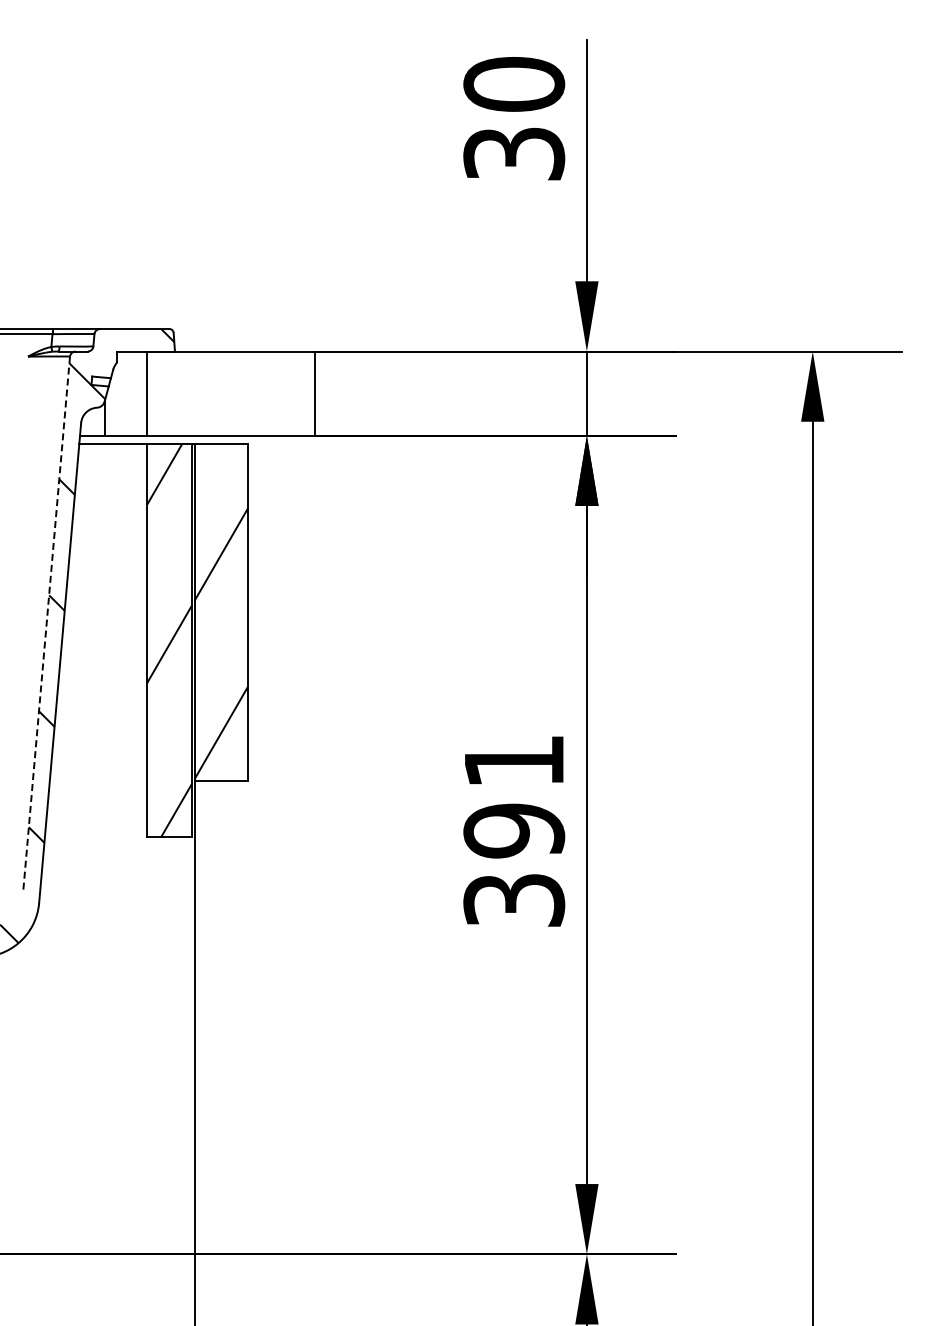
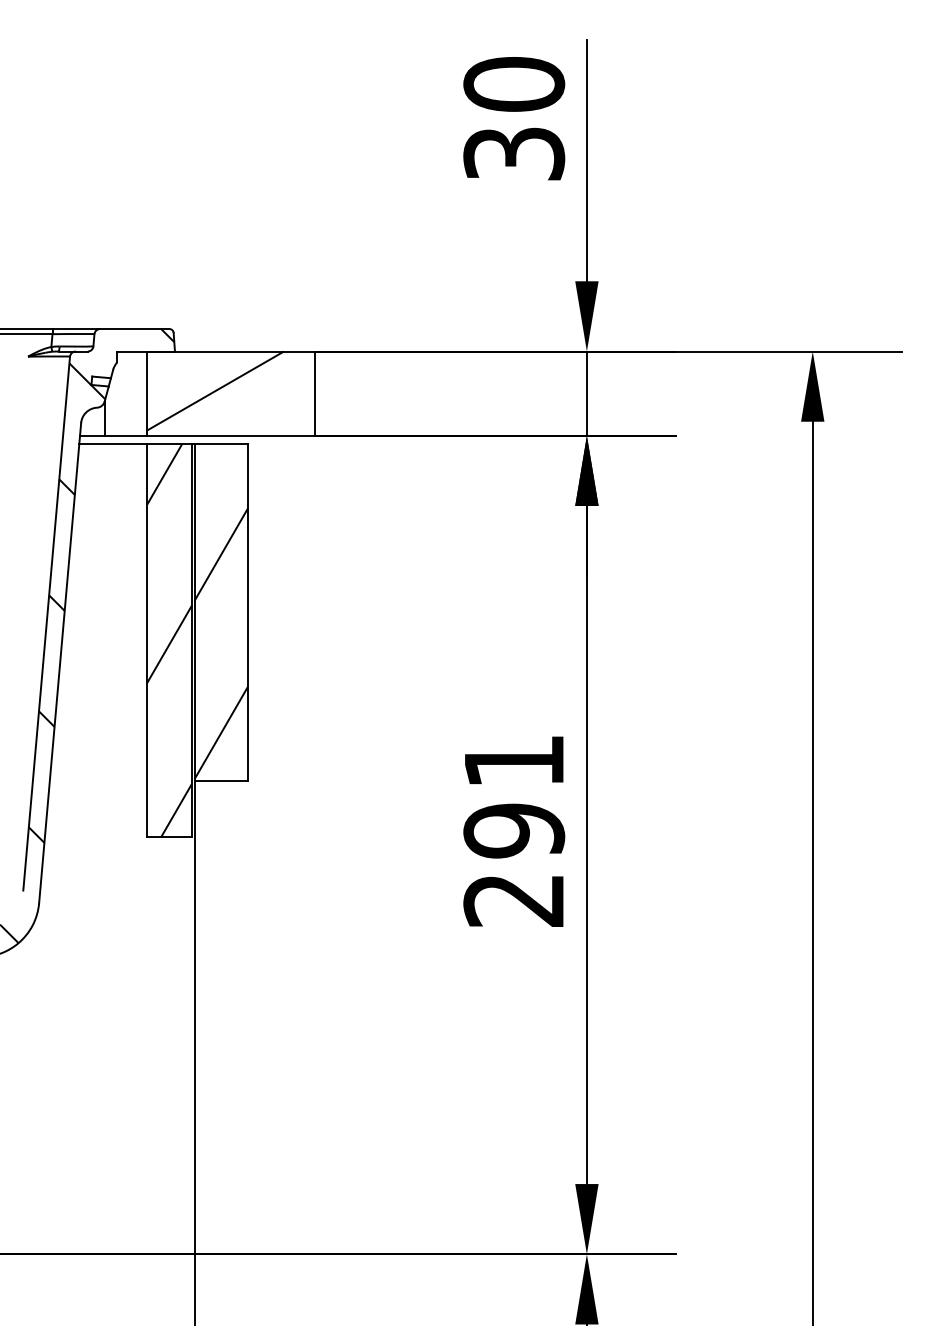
hatch: none -> present (215, 390)
line: dashed -> solid (46, 623)
text: 391 -> 291 (514, 900)
